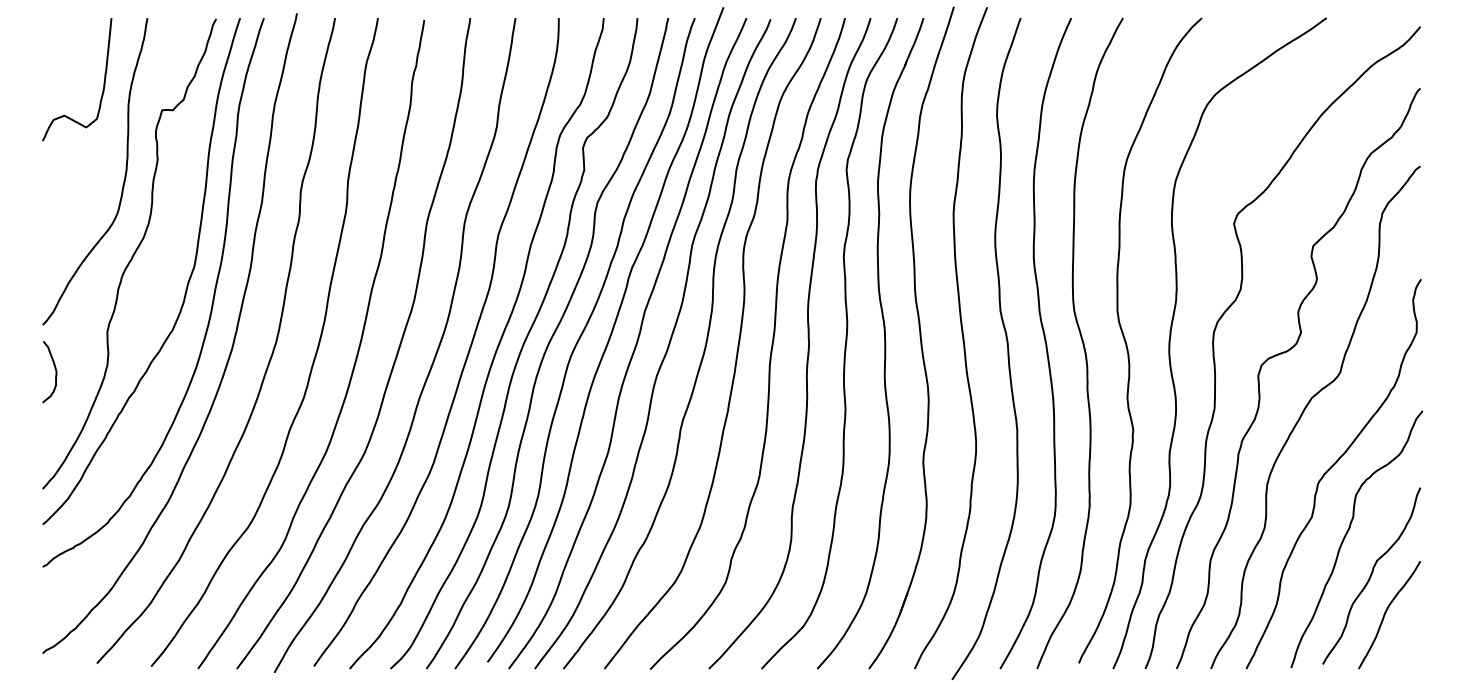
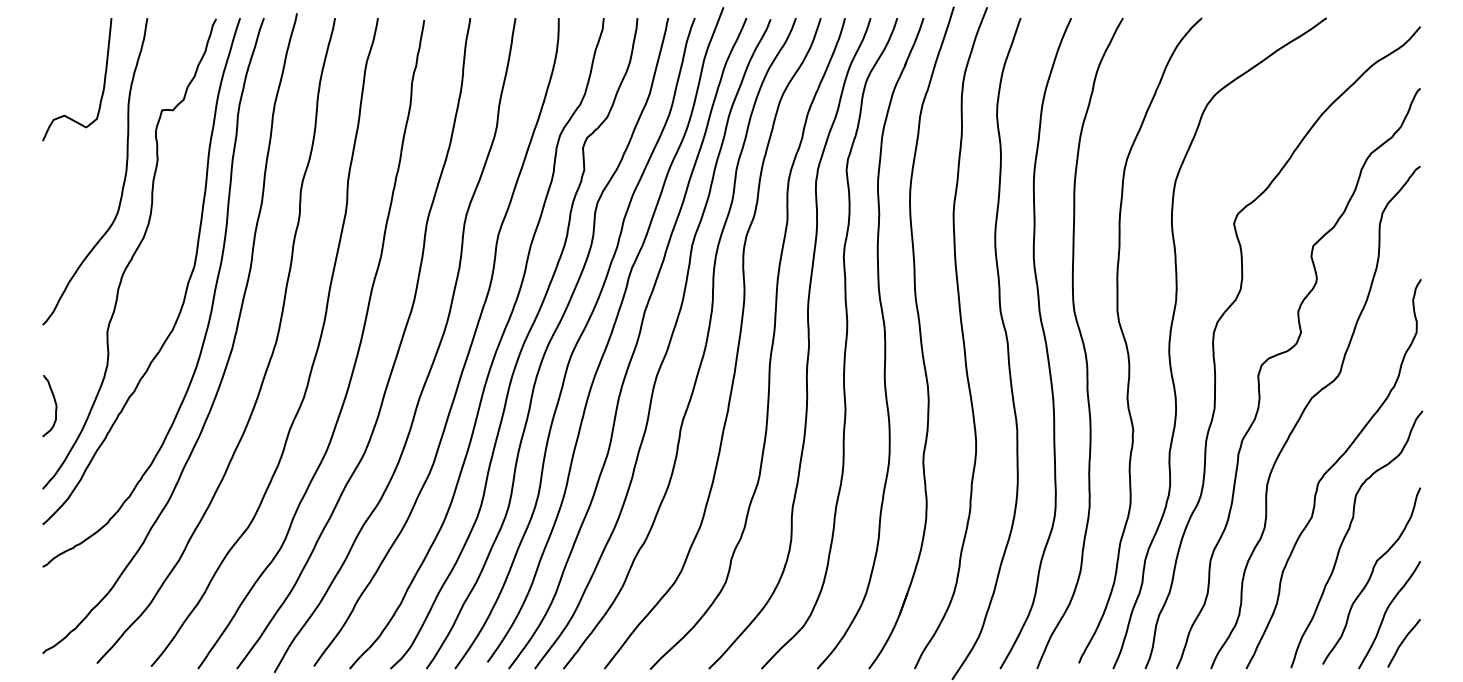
curve position: (55, 372) -> (55, 406) (55, 406)
curve: none -> present (1403, 642)
